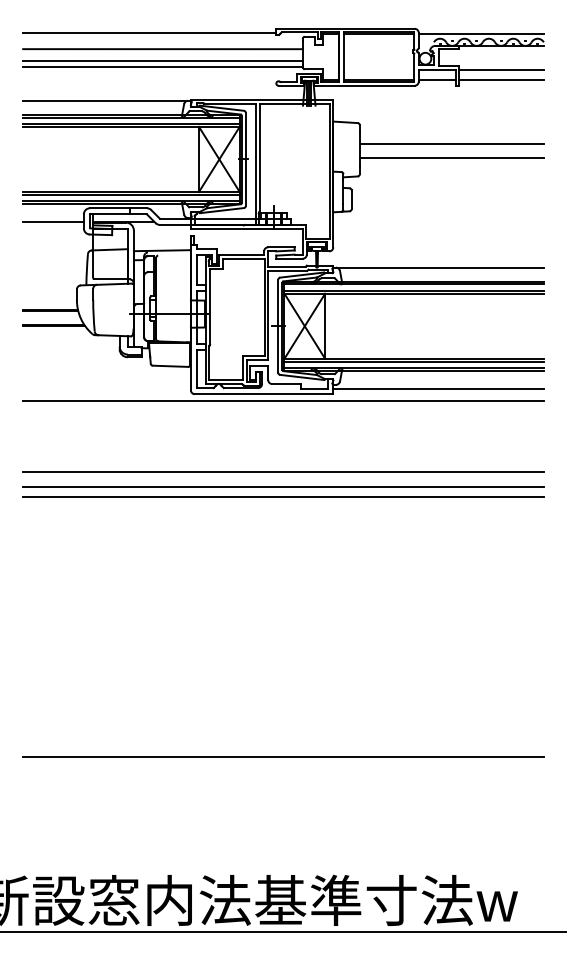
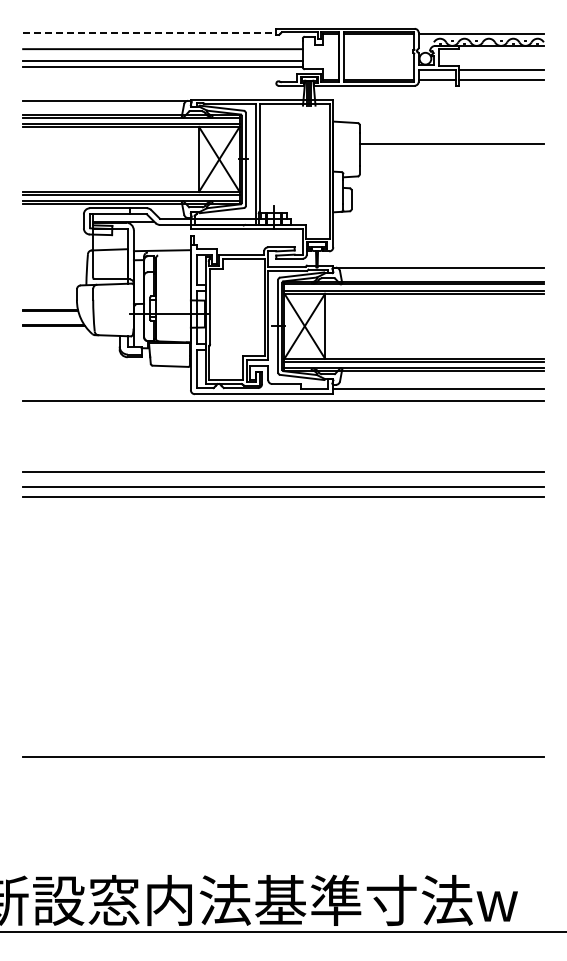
line: solid -> dashed (149, 32)
line: present -> none (451, 157)
line: present -> none (53, 221)
